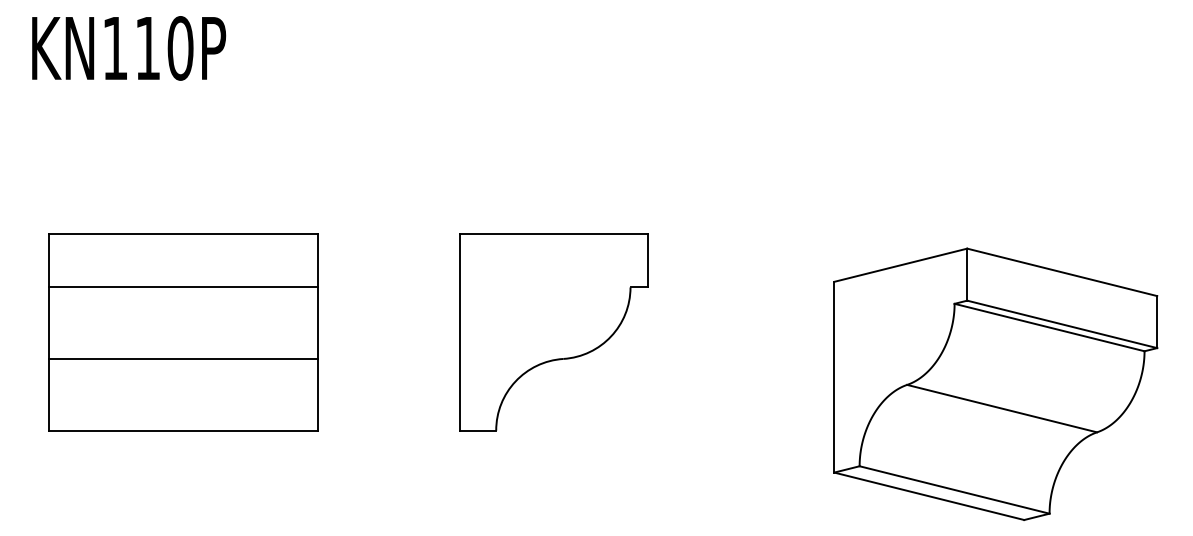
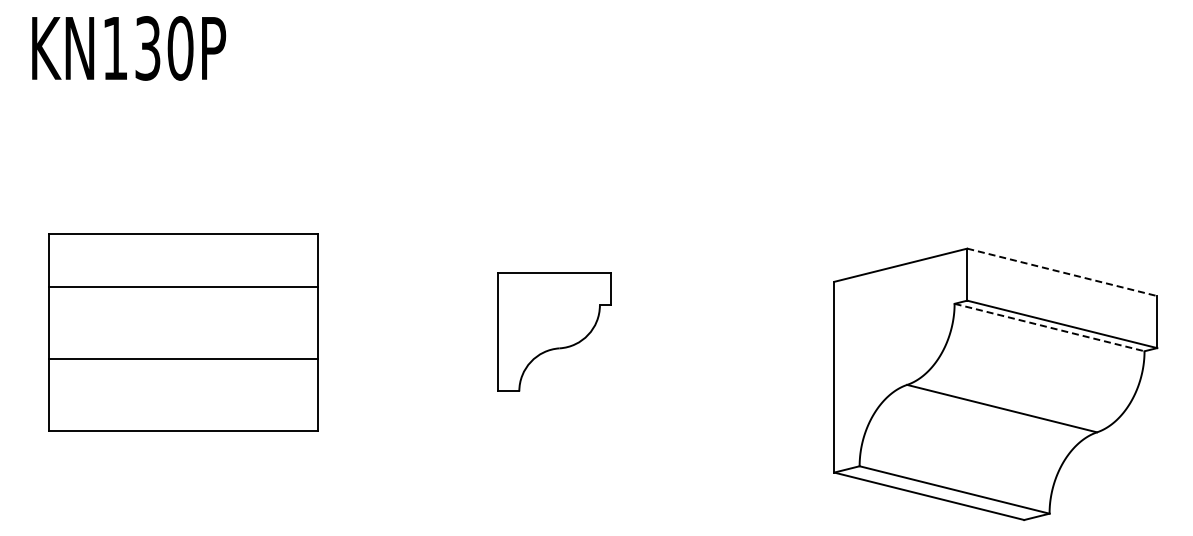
text: KN110P -> KN130P (147, 48)
line: solid -> dashed (1062, 272)
line: solid -> dashed (1049, 327)
part size: 190x199 px -> 115x120 px (554, 331)
